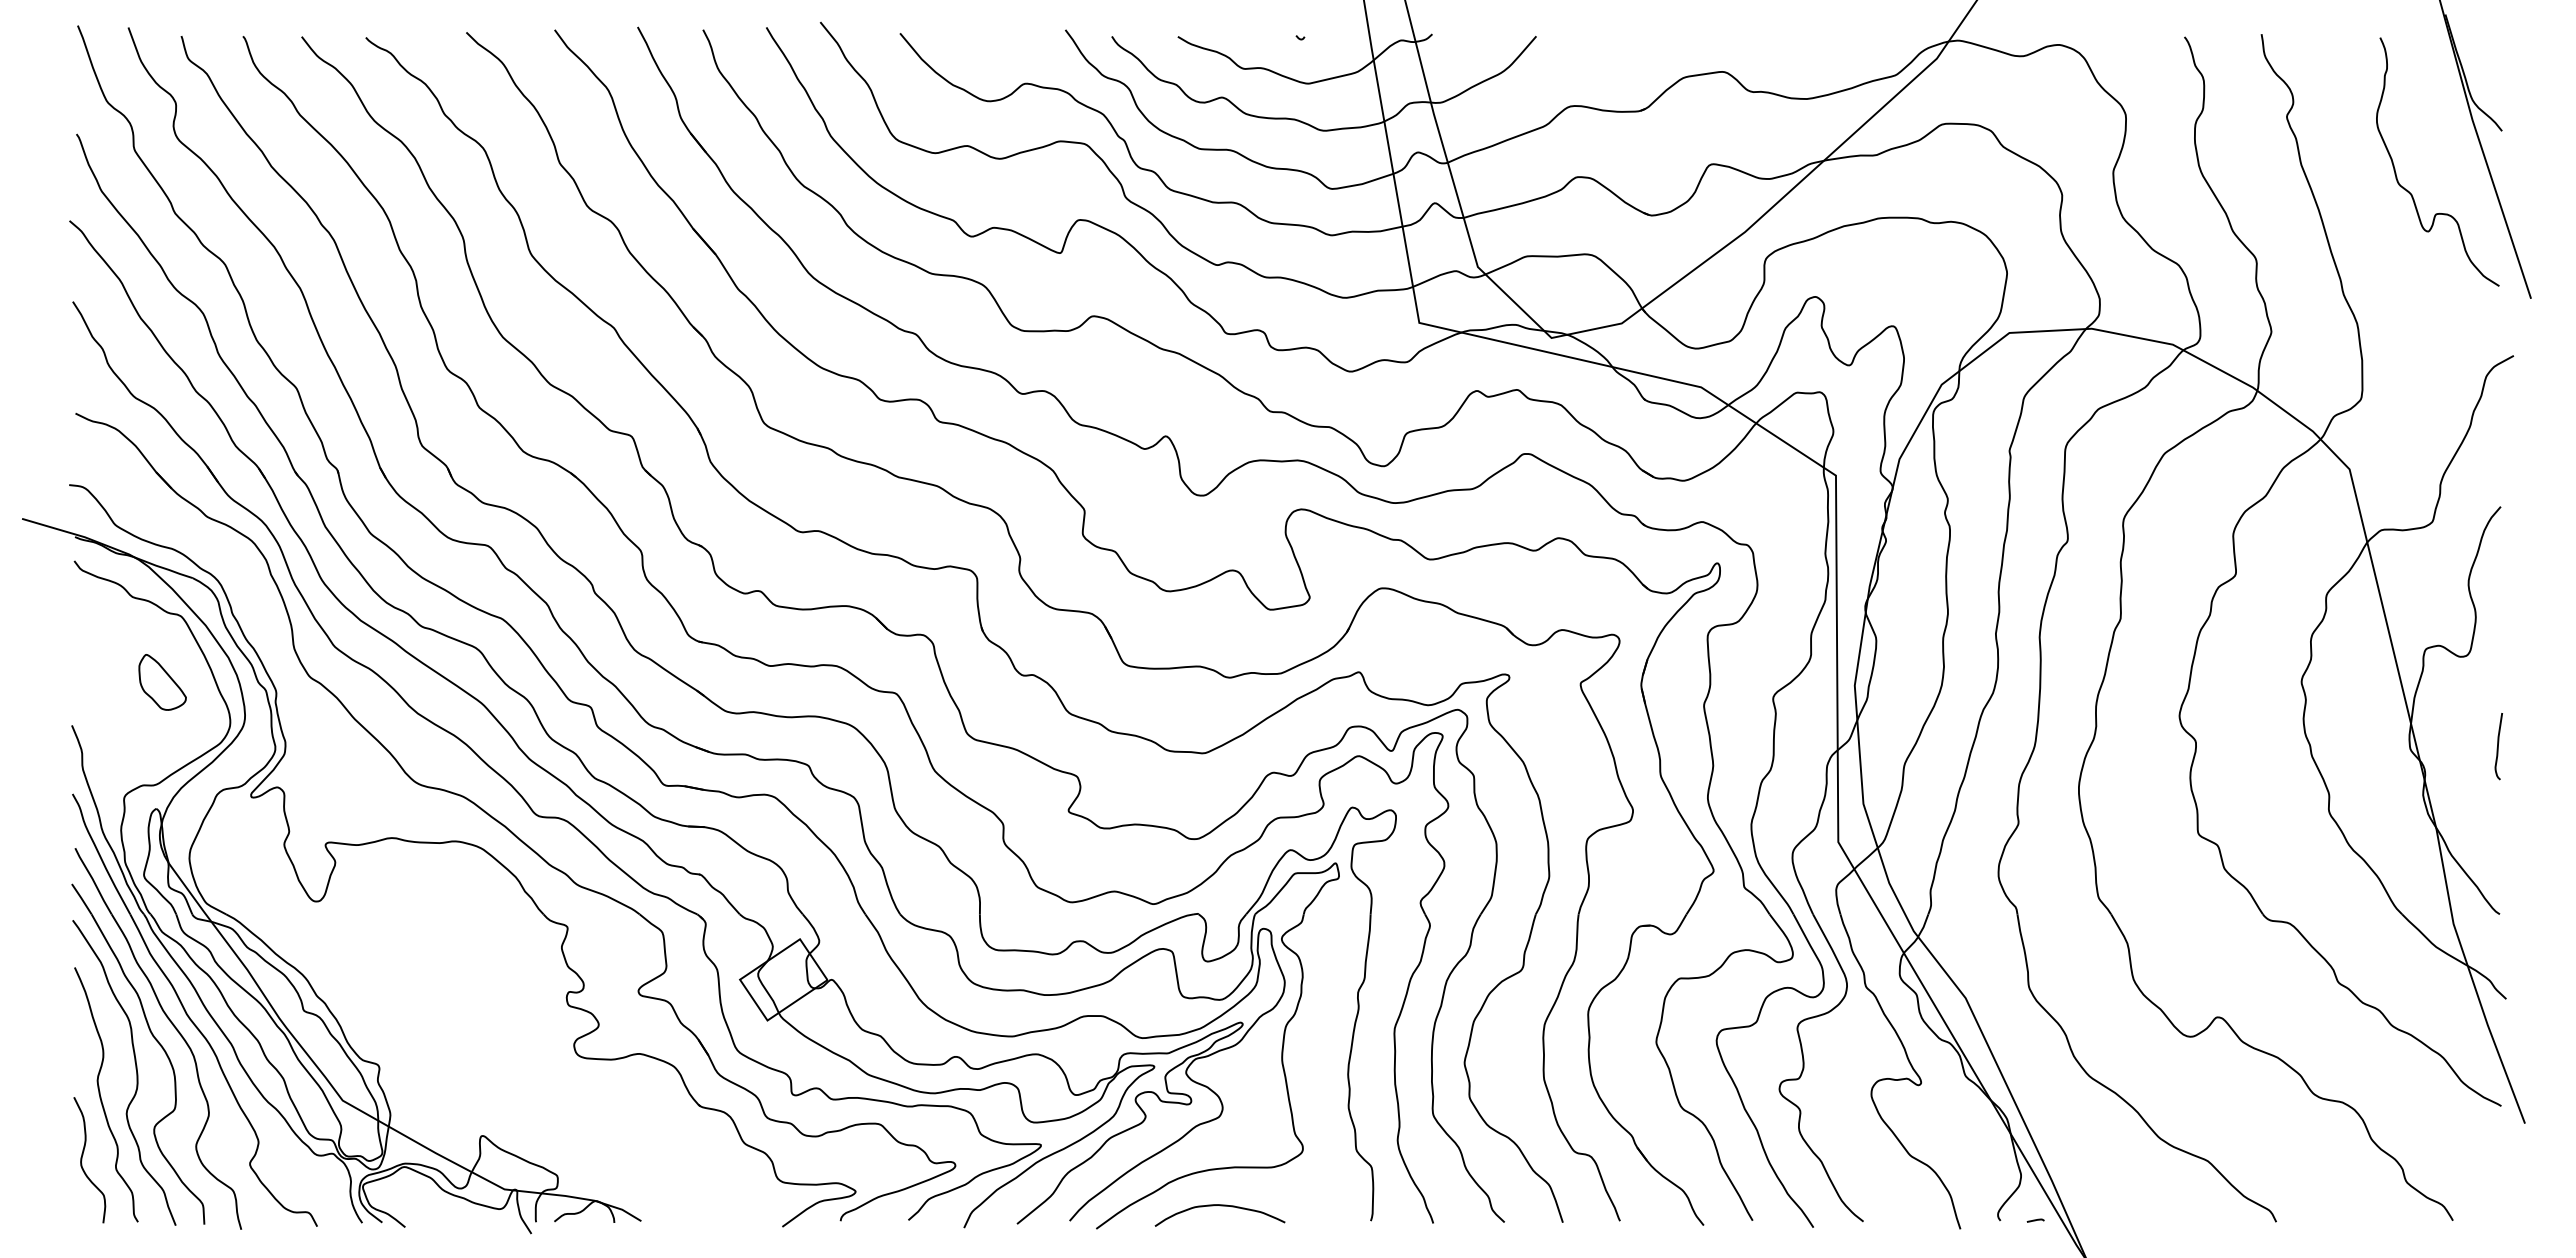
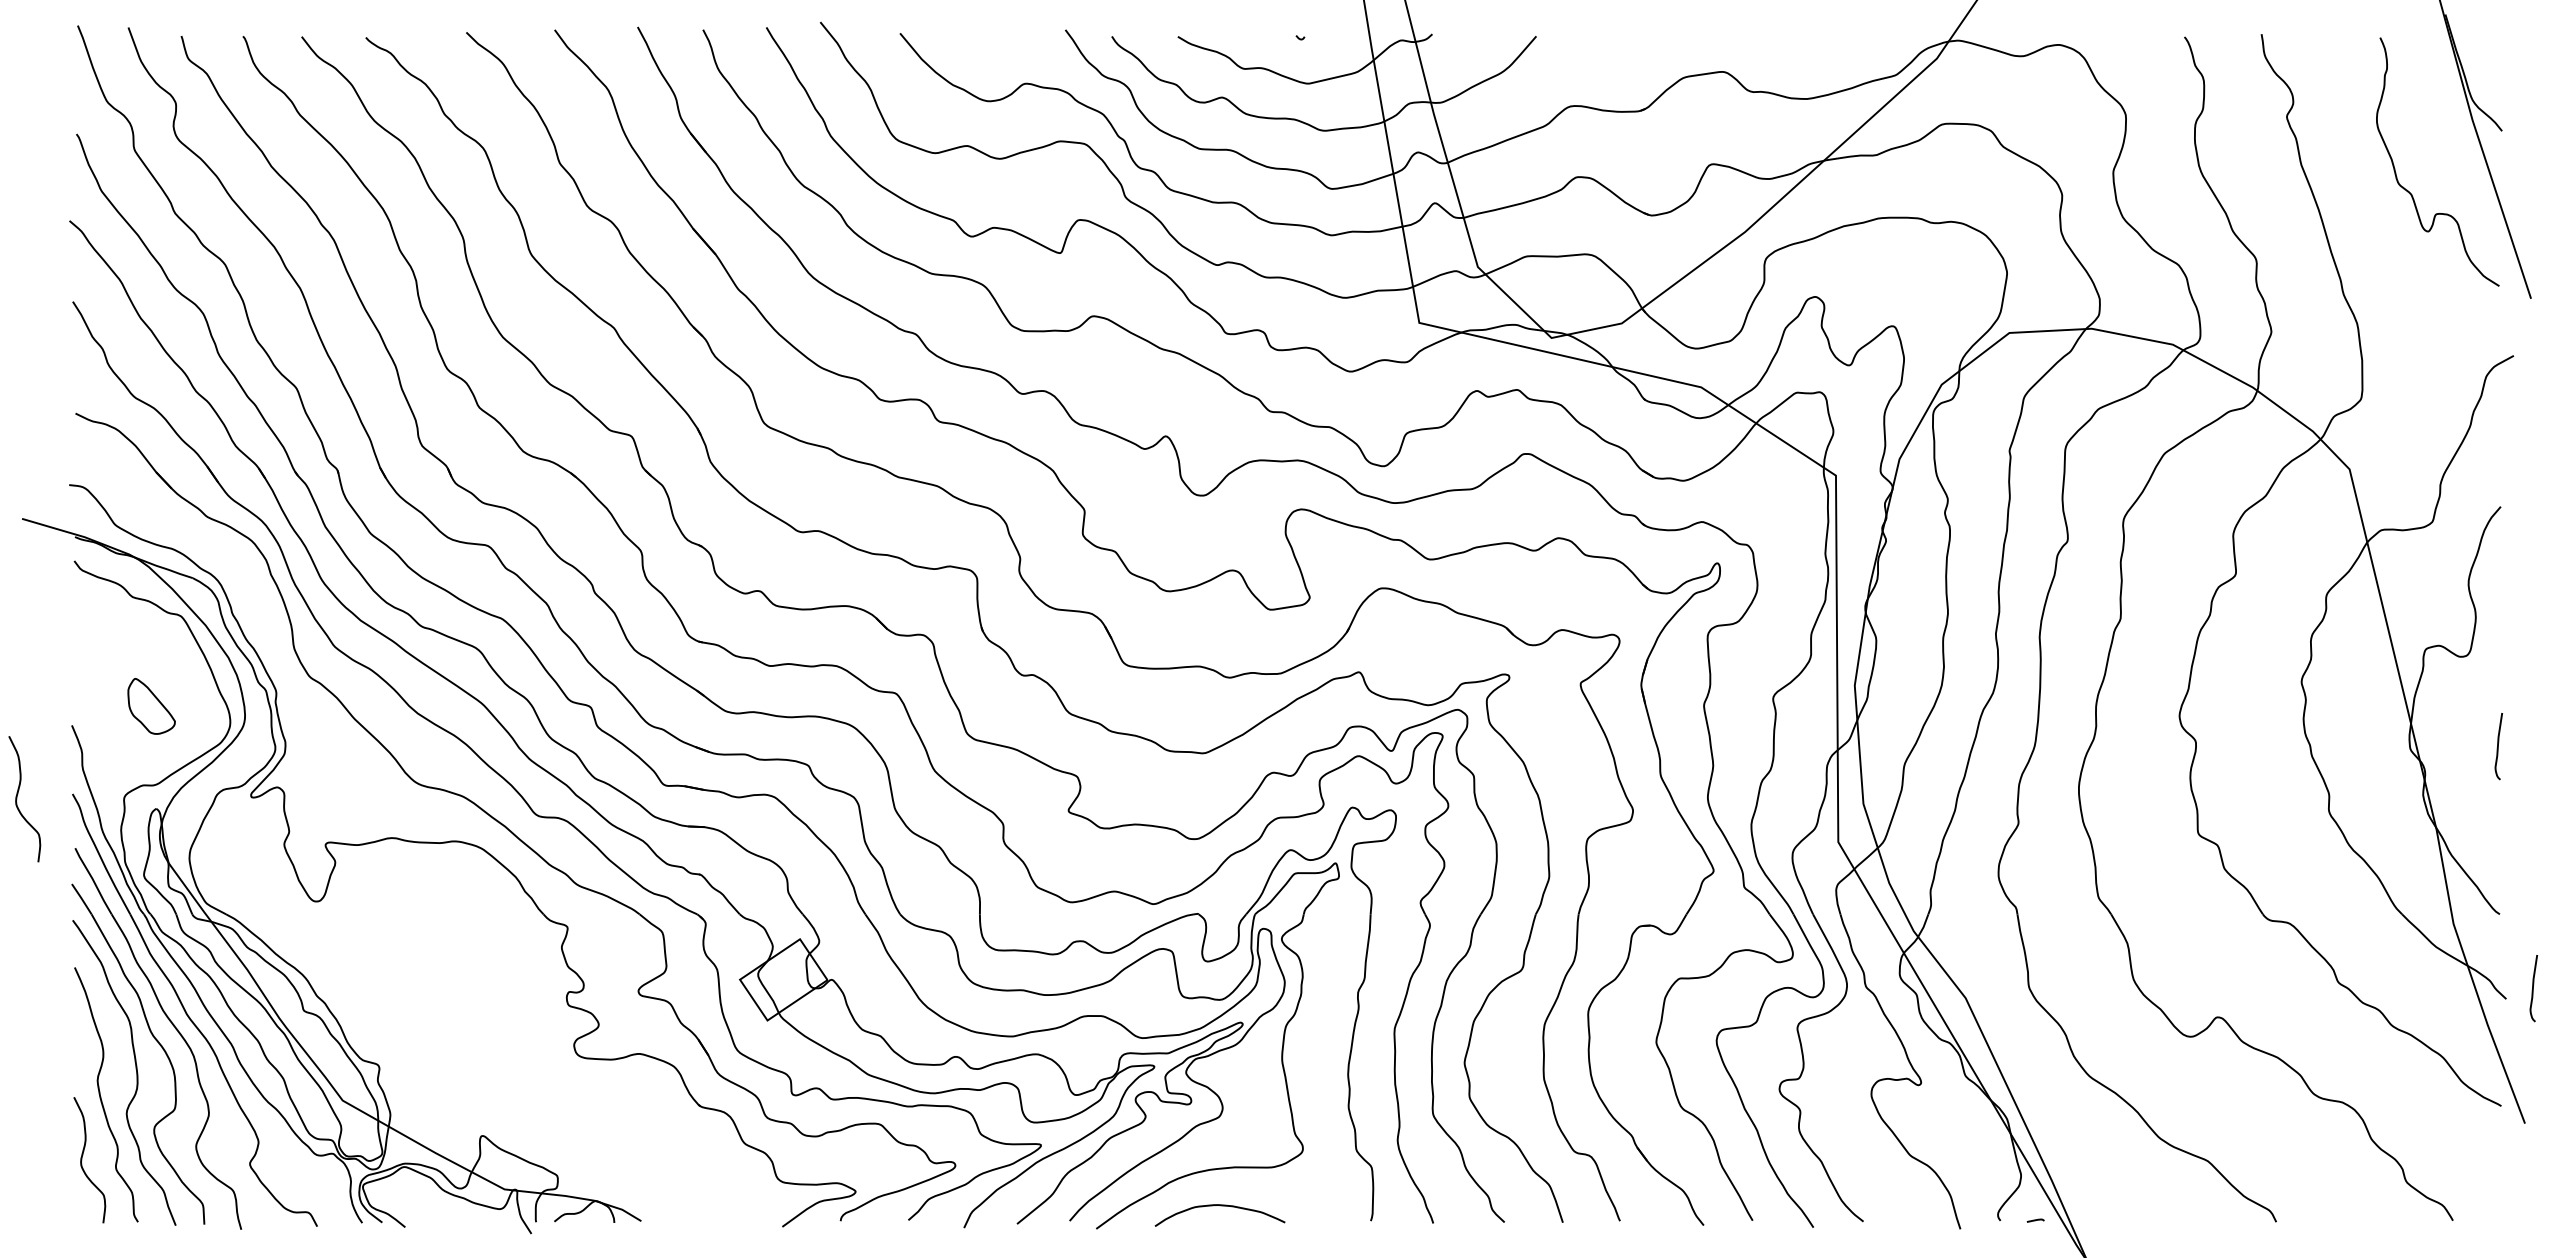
part position: (162, 682) -> (151, 706) (151, 706)
curve: none -> present (17, 799)
curve: none -> present (2533, 988)
